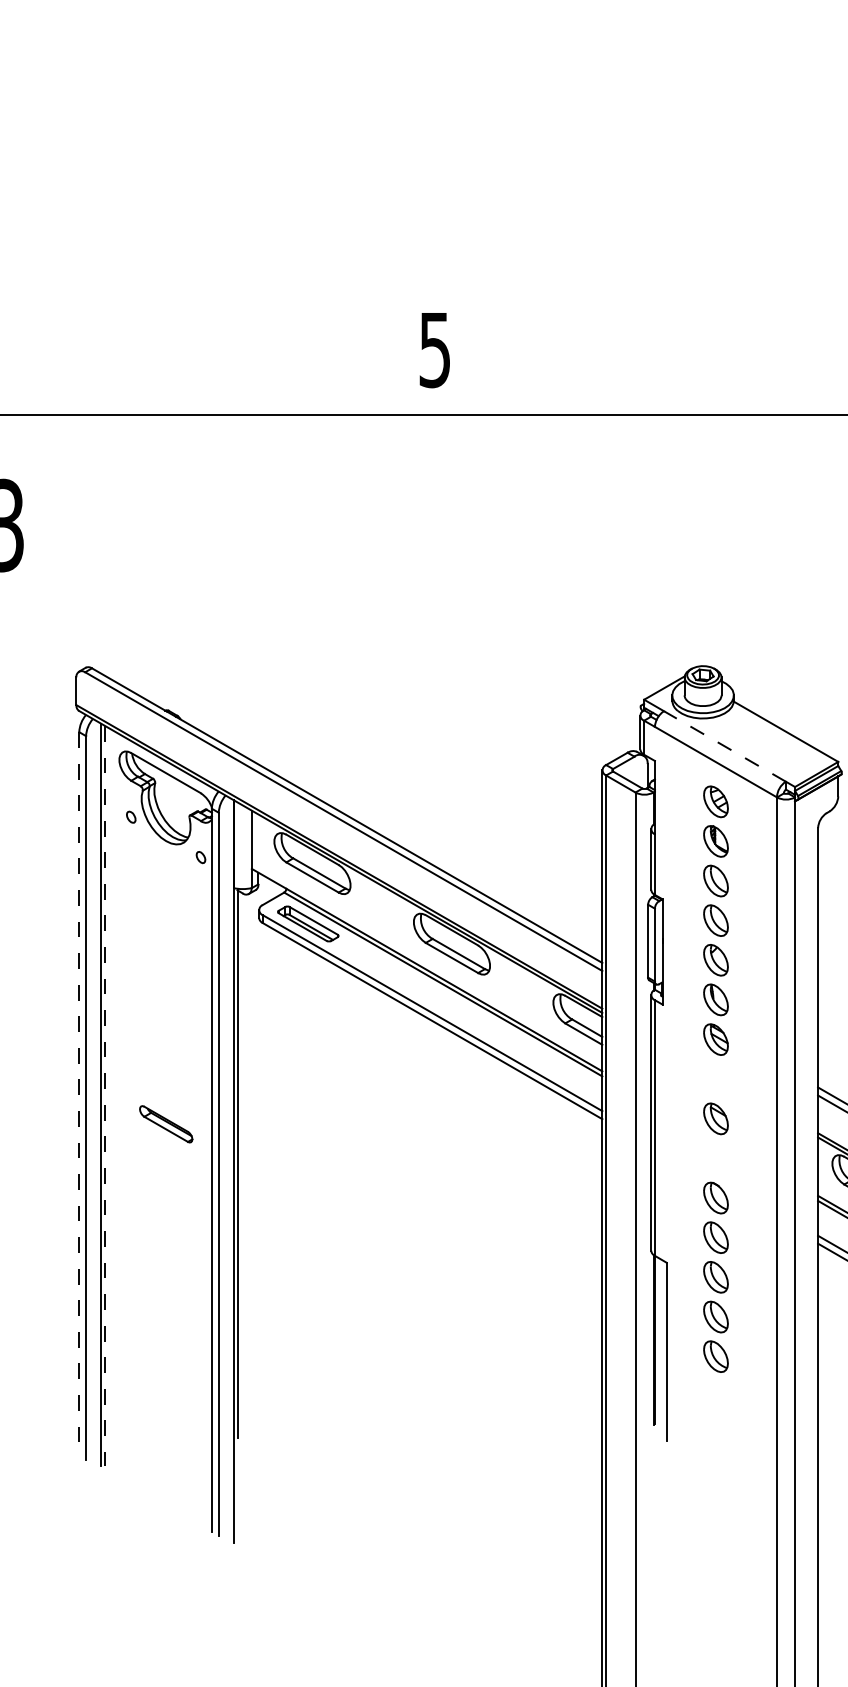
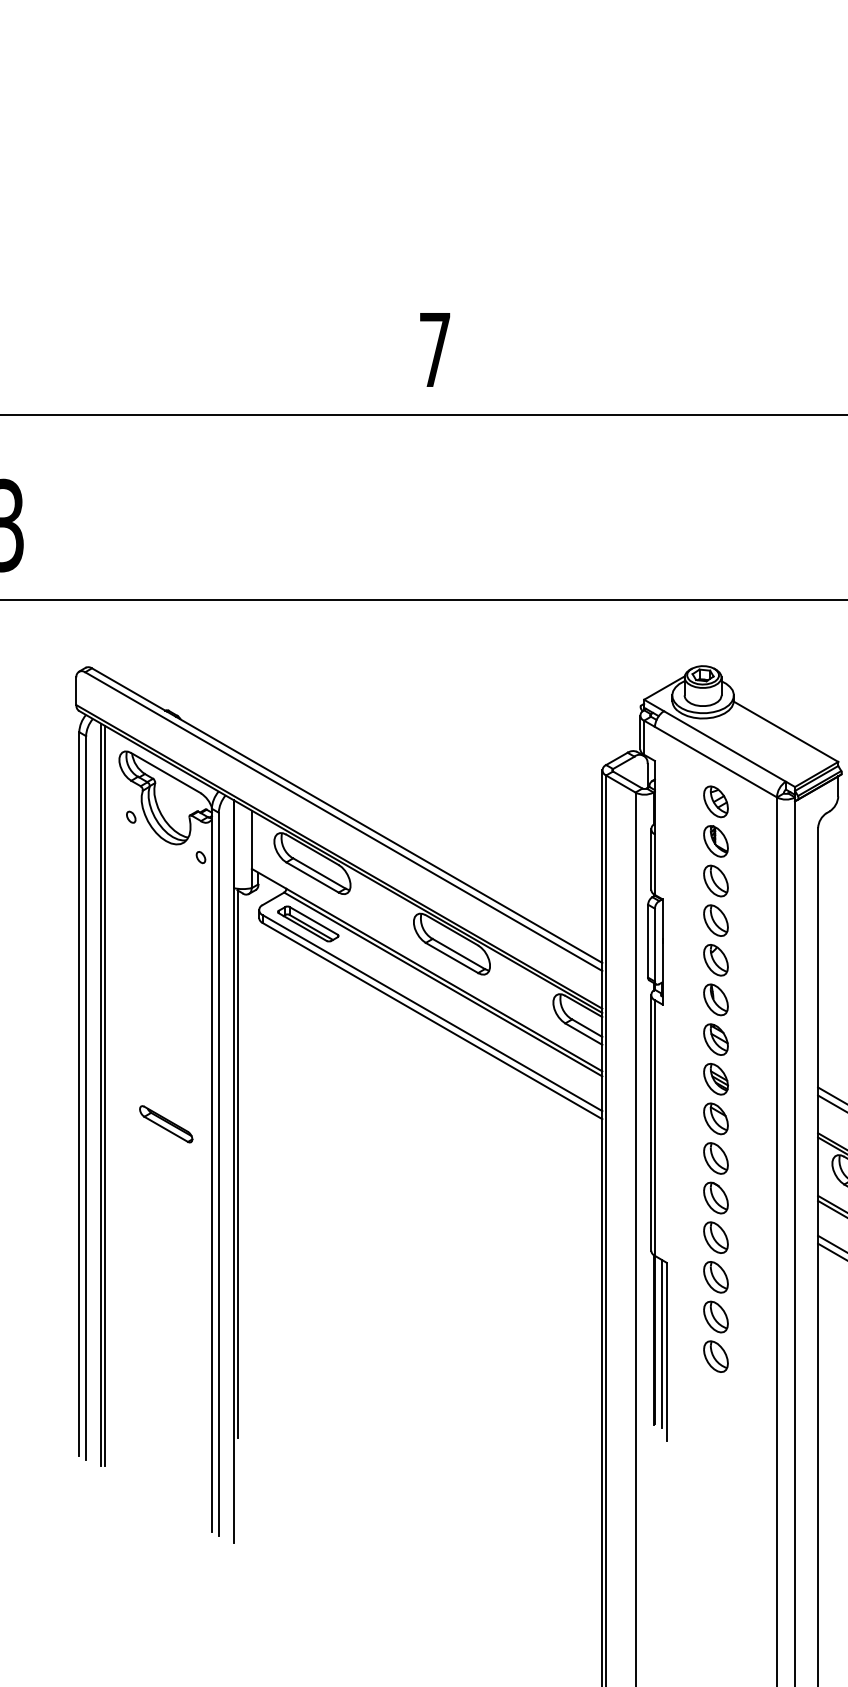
text: 5 -> 7 (434, 350)
line: none -> present (423, 600)
line: dashed -> solid (724, 746)
part: none -> present (715, 1079)
line: dashed -> solid (79, 1093)
line: dashed -> solid (105, 1096)
part: none -> present (715, 1158)
line: none -> present (661, 1343)
